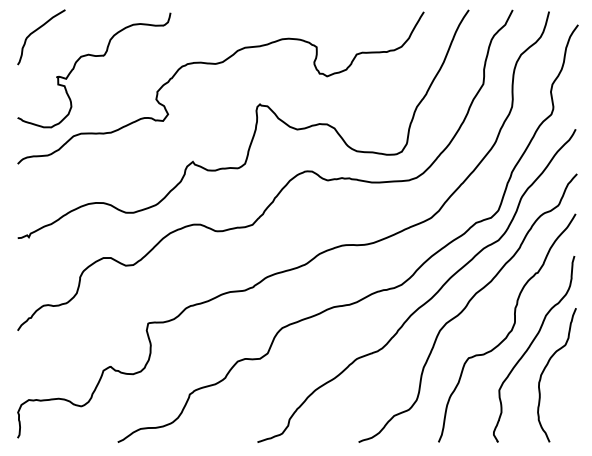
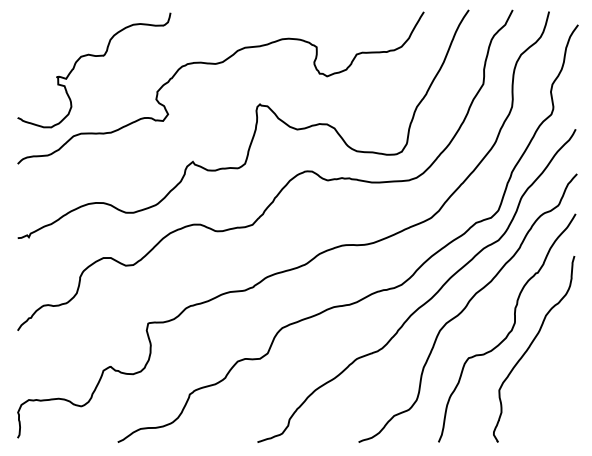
curve: present -> none (36, 31)
curve: present -> none (545, 369)
